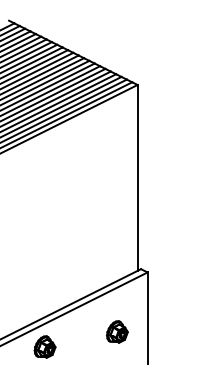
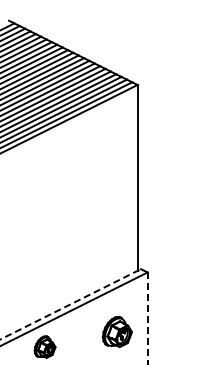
line: solid -> dashed (71, 304)
line: solid -> dashed (147, 318)
part size: 23x24 px -> 32x32 px (116, 331)
